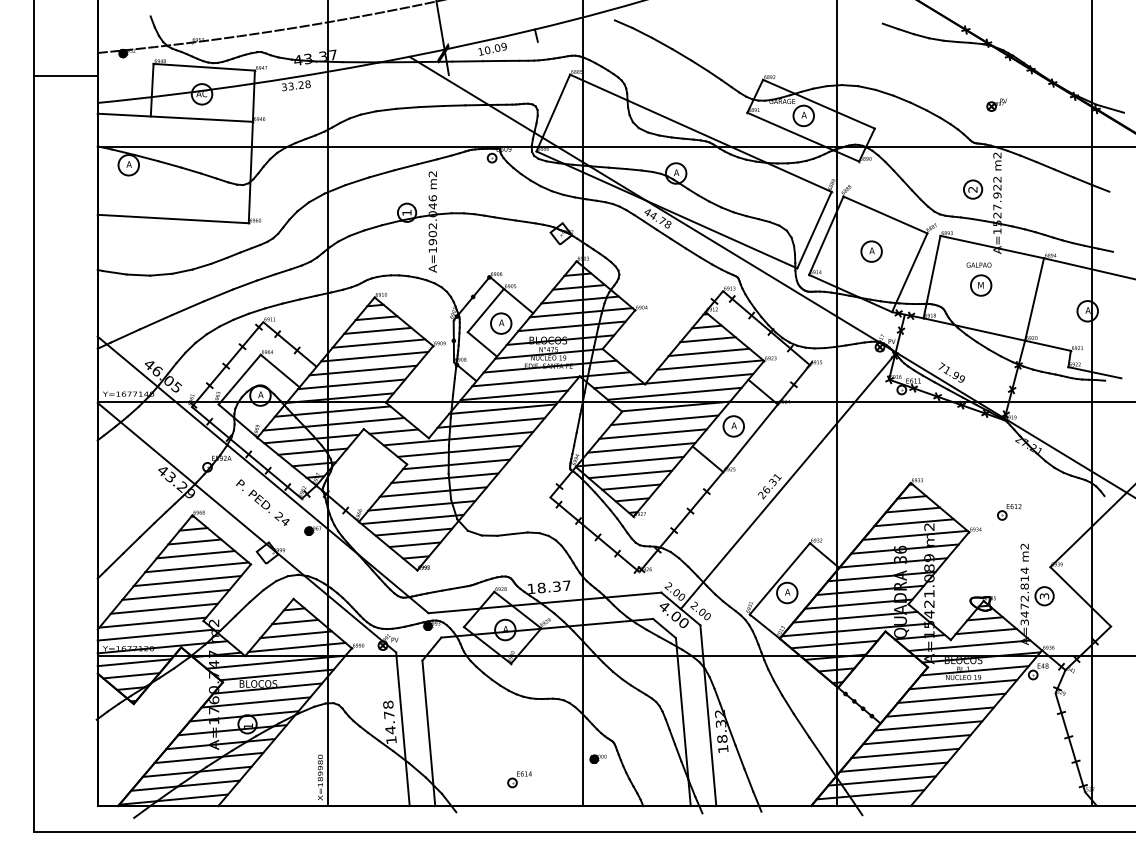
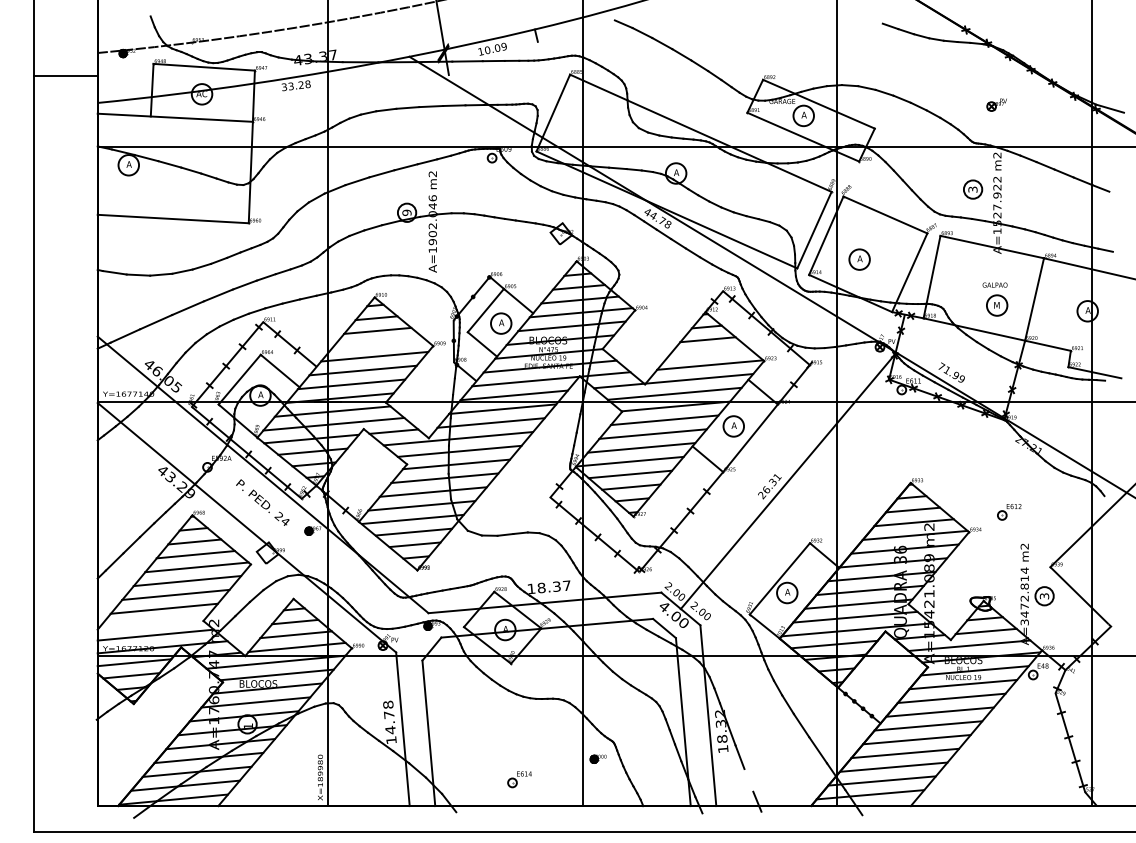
text: 2 -> 3 (973, 189)
text: 1 -> 9 (406, 212)
part position: (871, 251) -> (859, 259) (859, 259)
part position: (979, 279) -> (995, 299) (995, 299)
line: present -> none (378, 343)
line: present -> none (708, 352)
line: present -> none (152, 622)
line: present -> none (748, 780)
